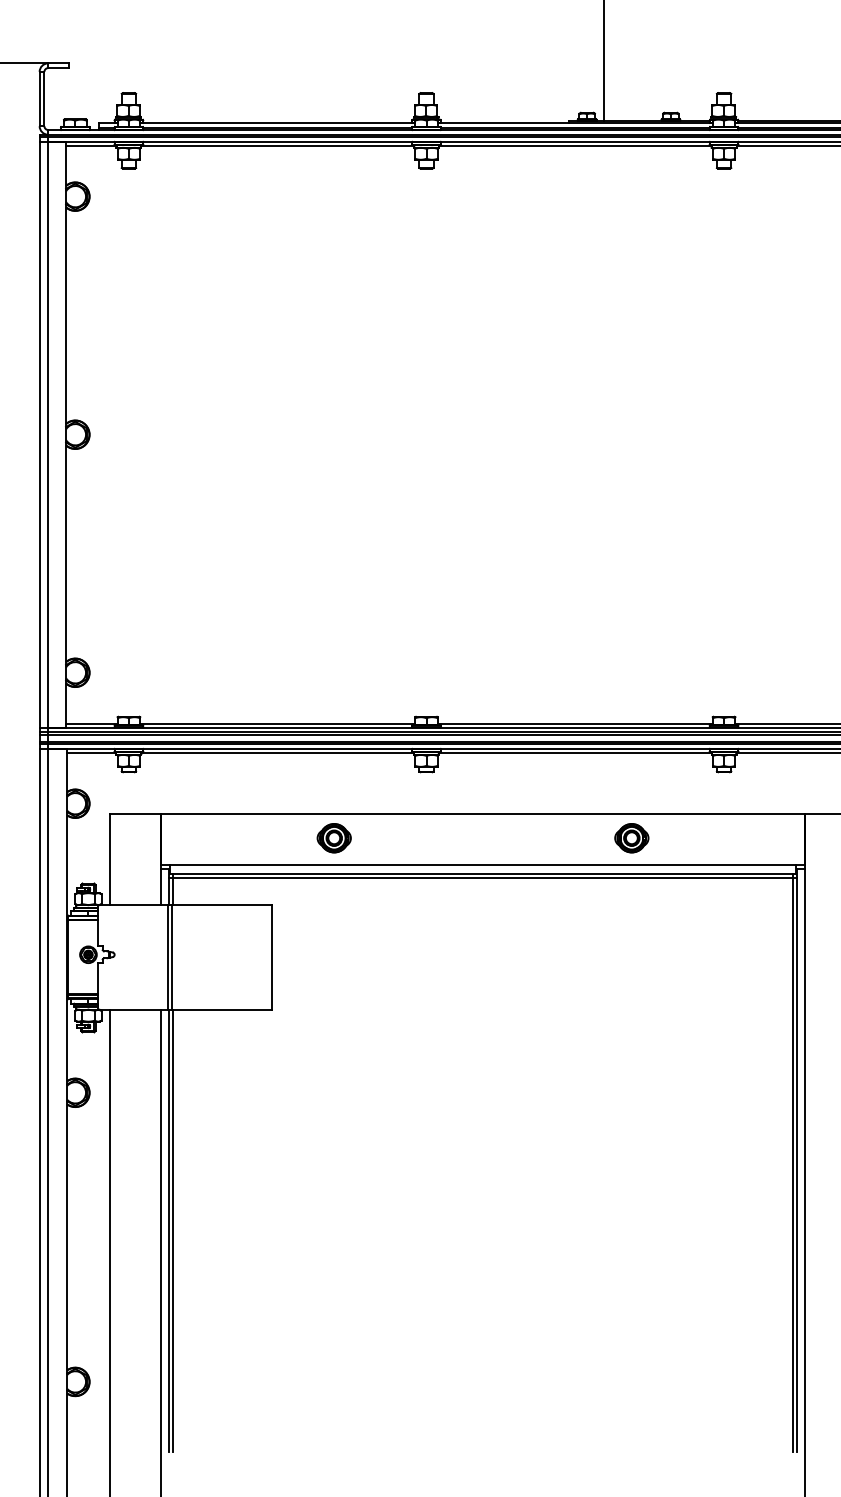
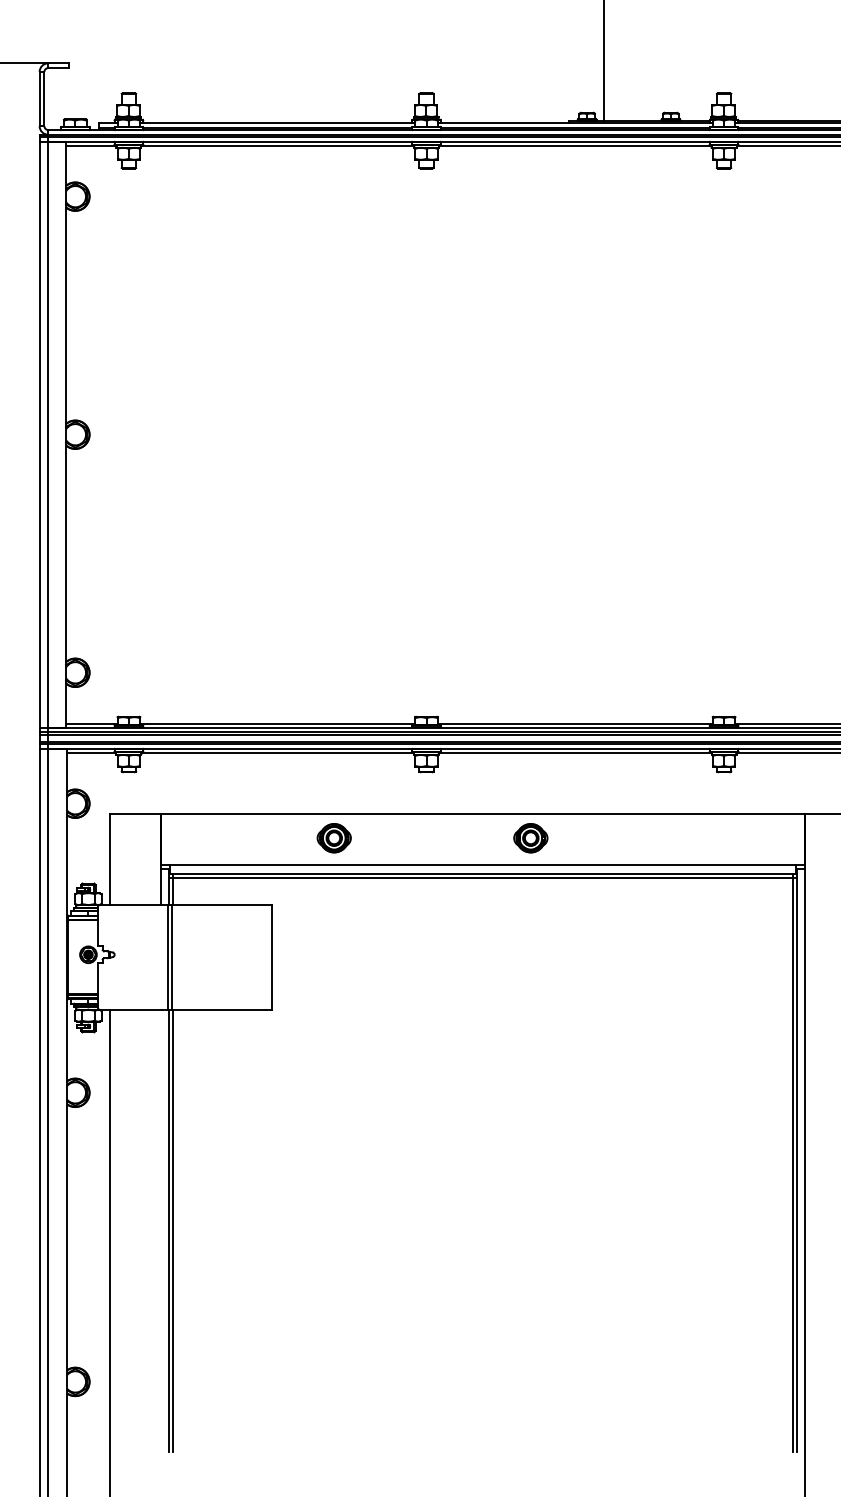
part position: (631, 838) -> (530, 838) (530, 838)
line: present -> none (160, 1251)
